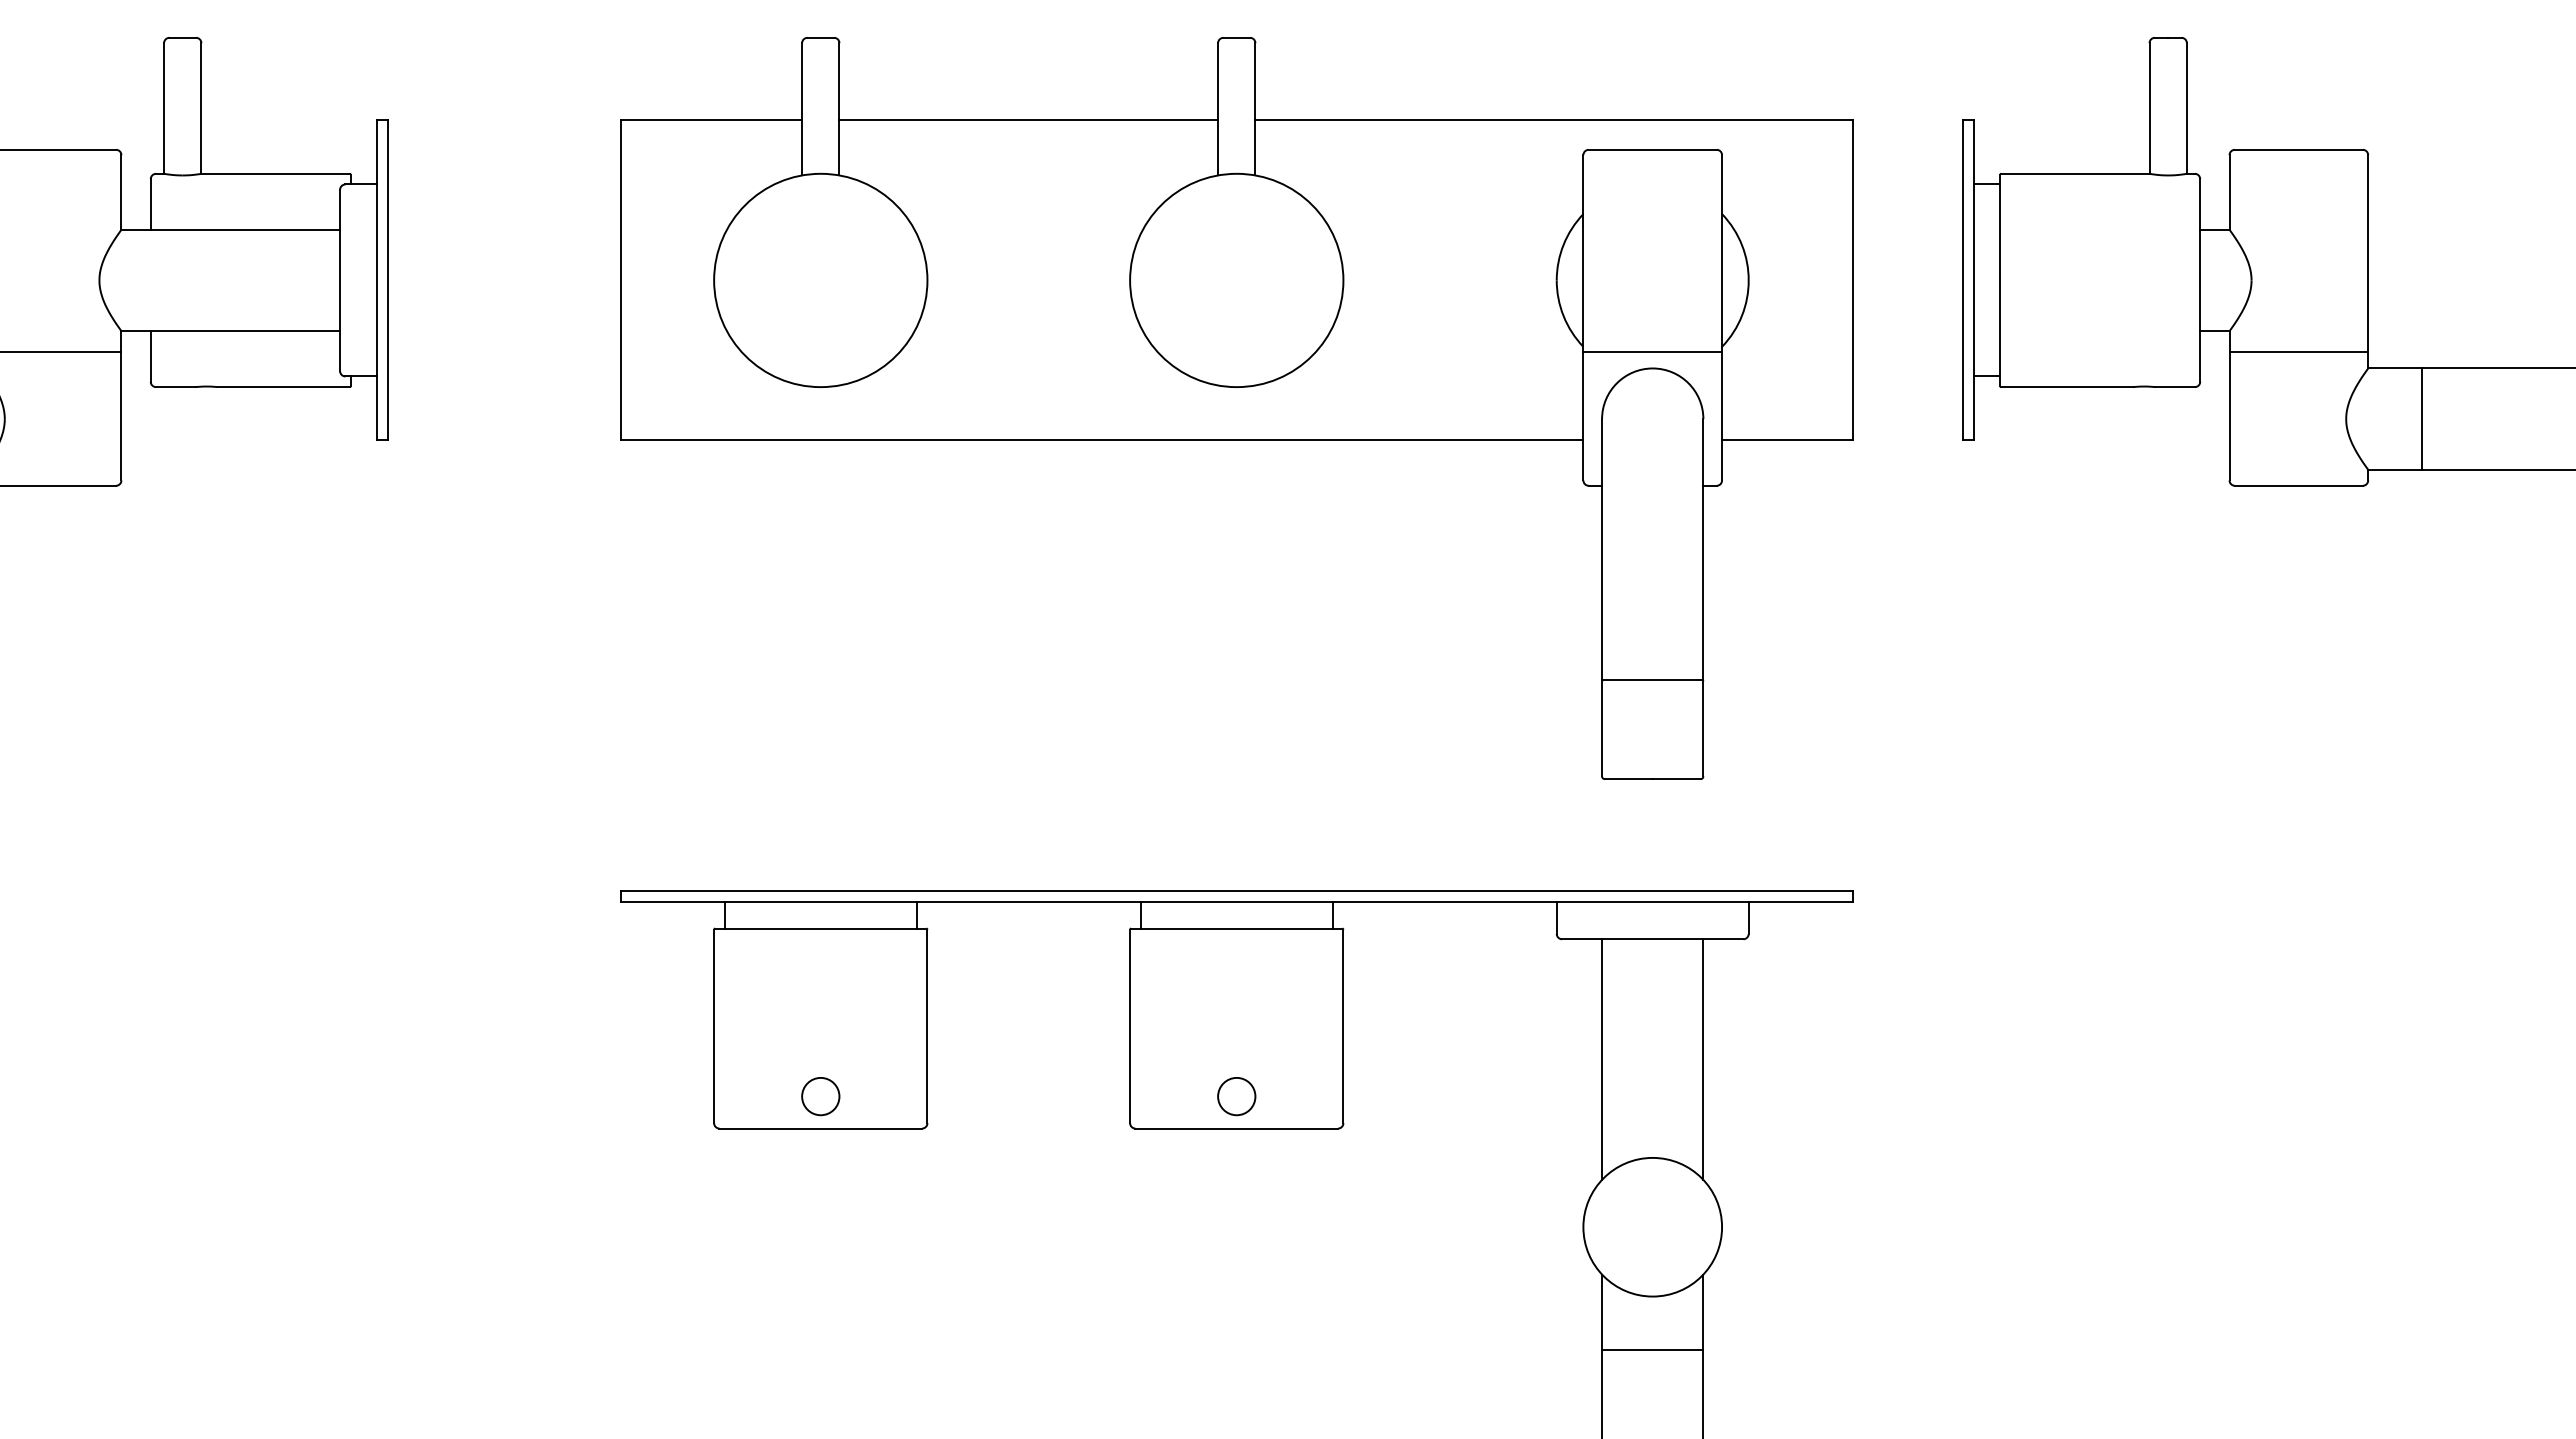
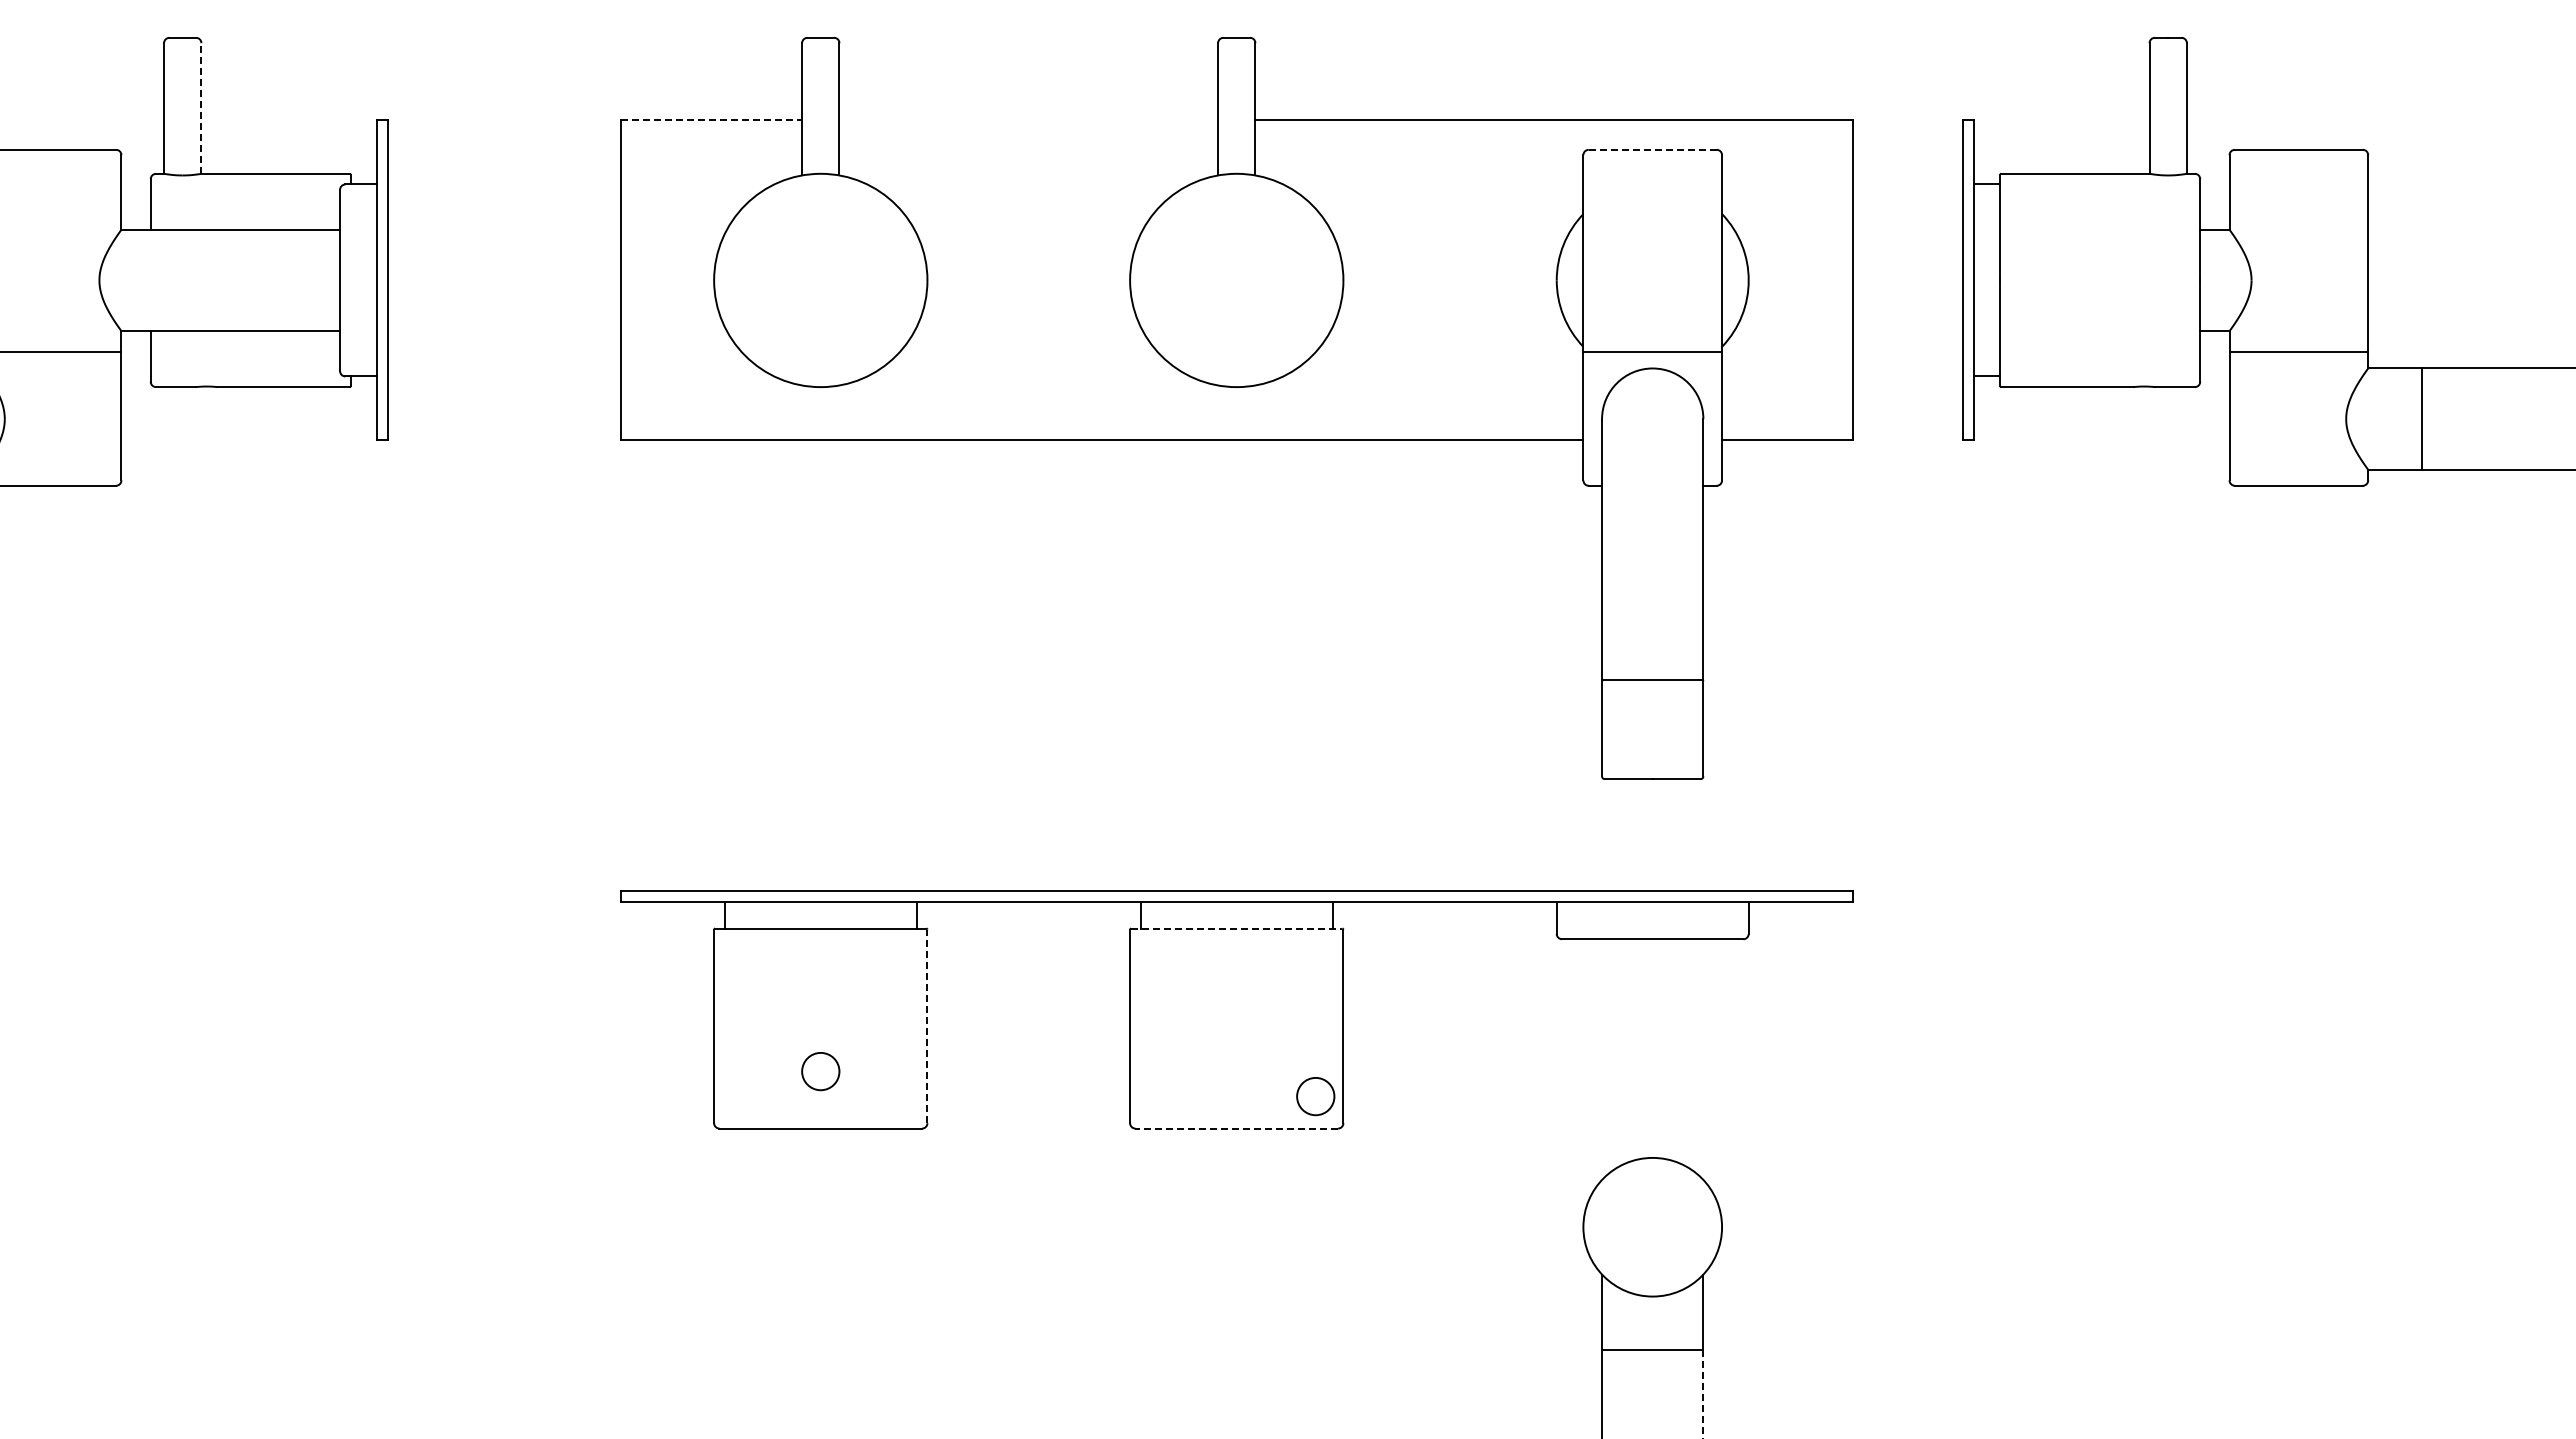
line: solid -> dashed (201, 107)
line: solid -> dashed (711, 120)
line: present -> none (1028, 120)
line: solid -> dashed (1652, 149)
line: solid -> dashed (1236, 928)
line: solid -> dashed (927, 1026)
line: present -> none (1602, 1059)
line: present -> none (1703, 1059)
circle position: (820, 1096) -> (820, 1071) (820, 1071)
circle position: (1236, 1096) -> (1315, 1096) (1315, 1096)
line: solid -> dashed (1236, 1128)
line: solid -> dashed (1703, 1394)
